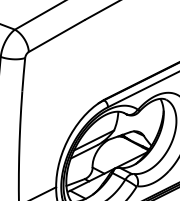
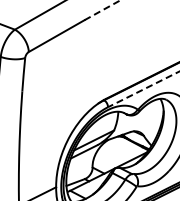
line: solid -> dashed (102, 10)
line: solid -> dashed (143, 89)
